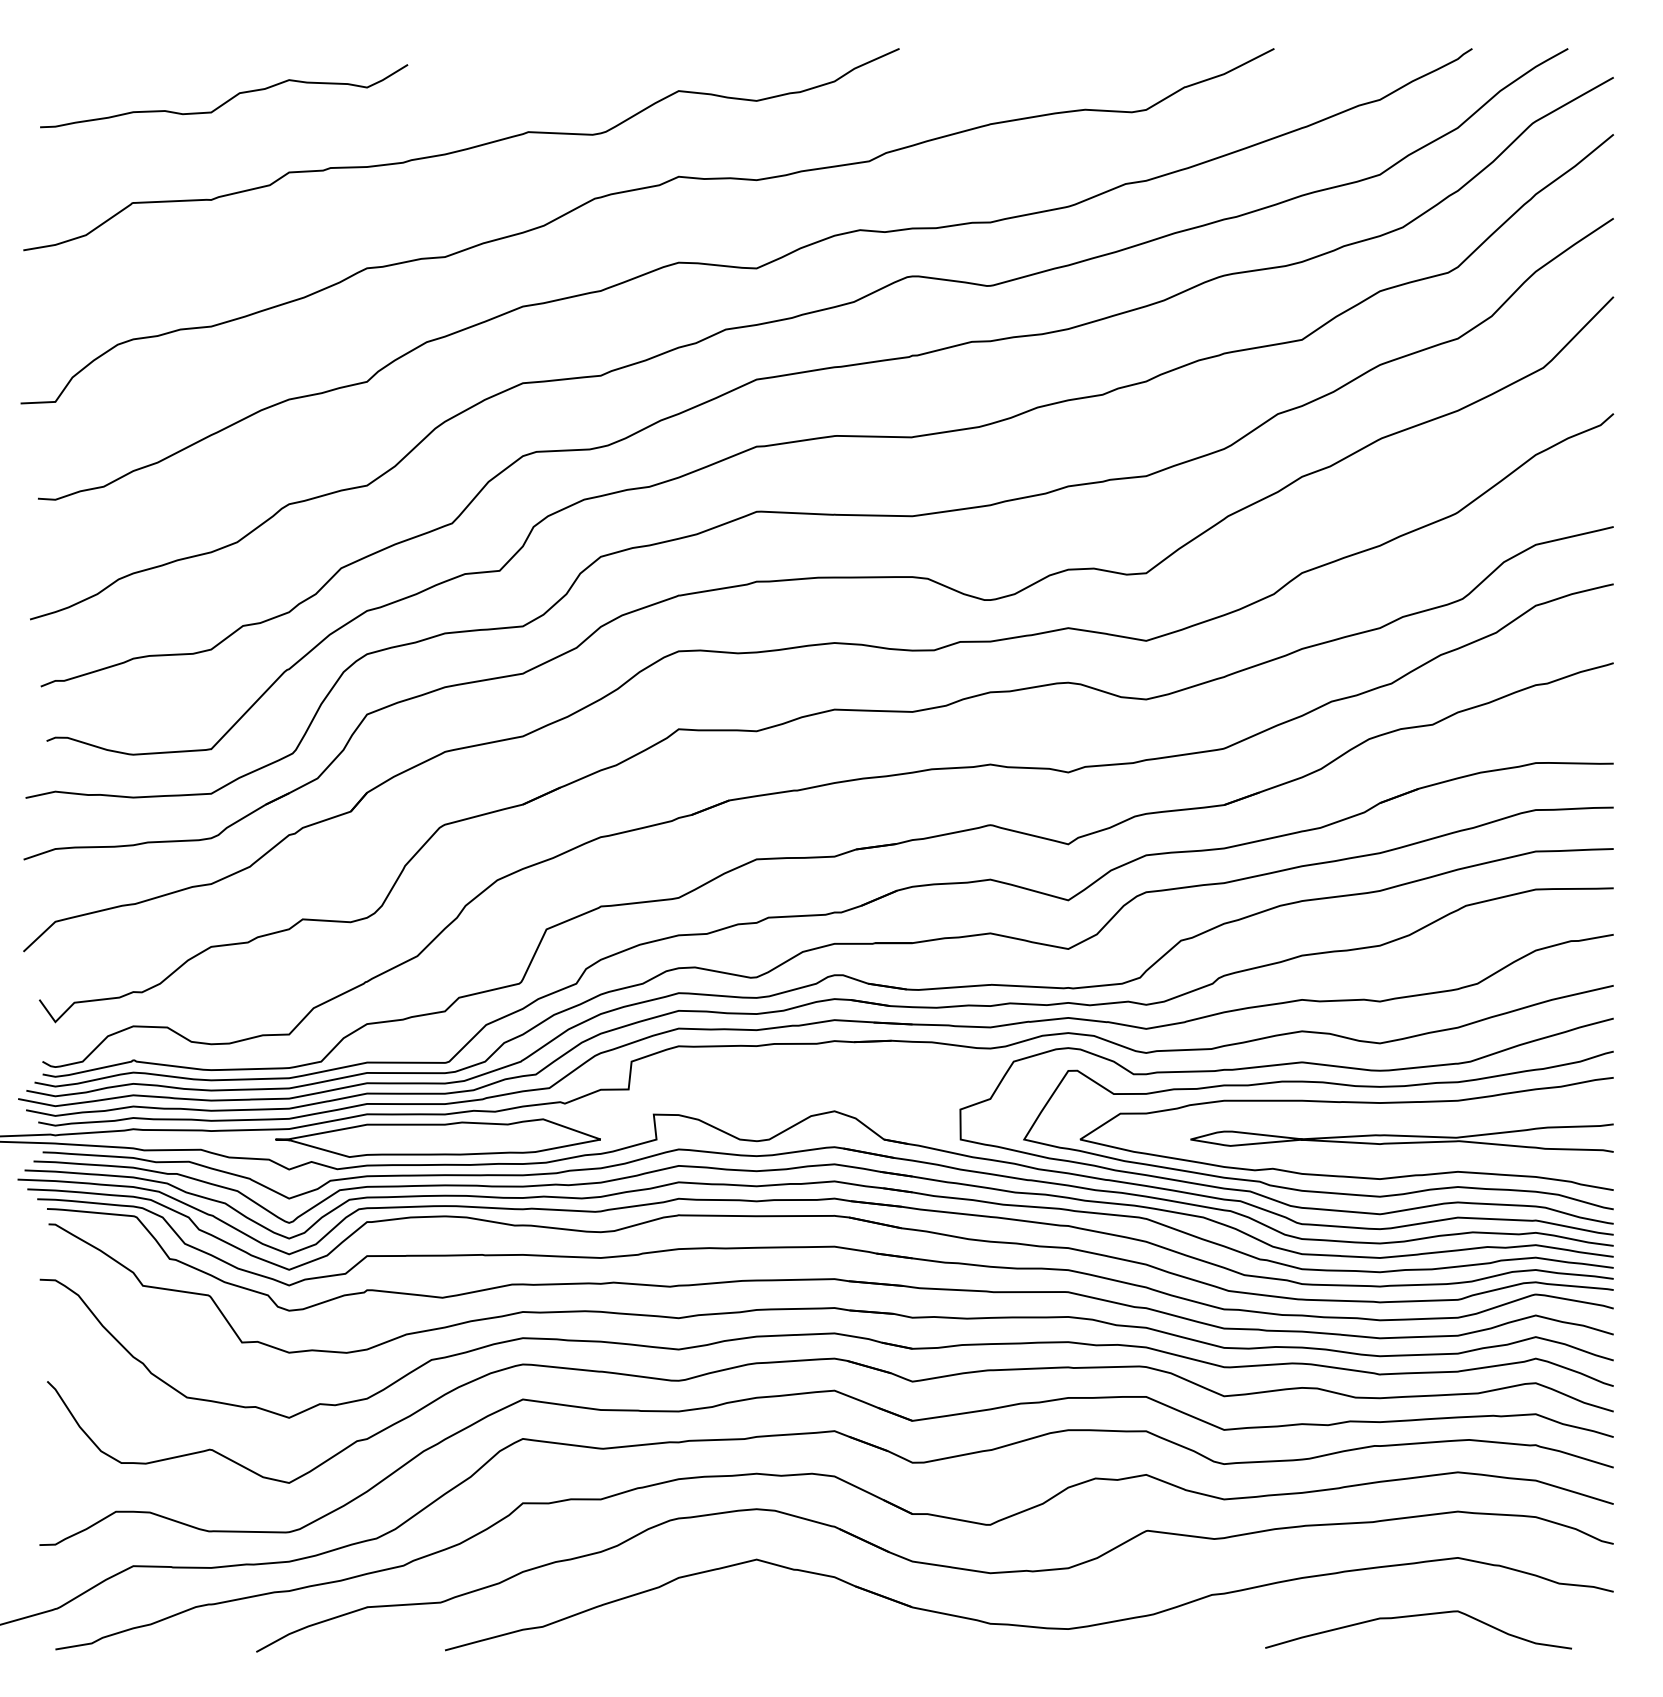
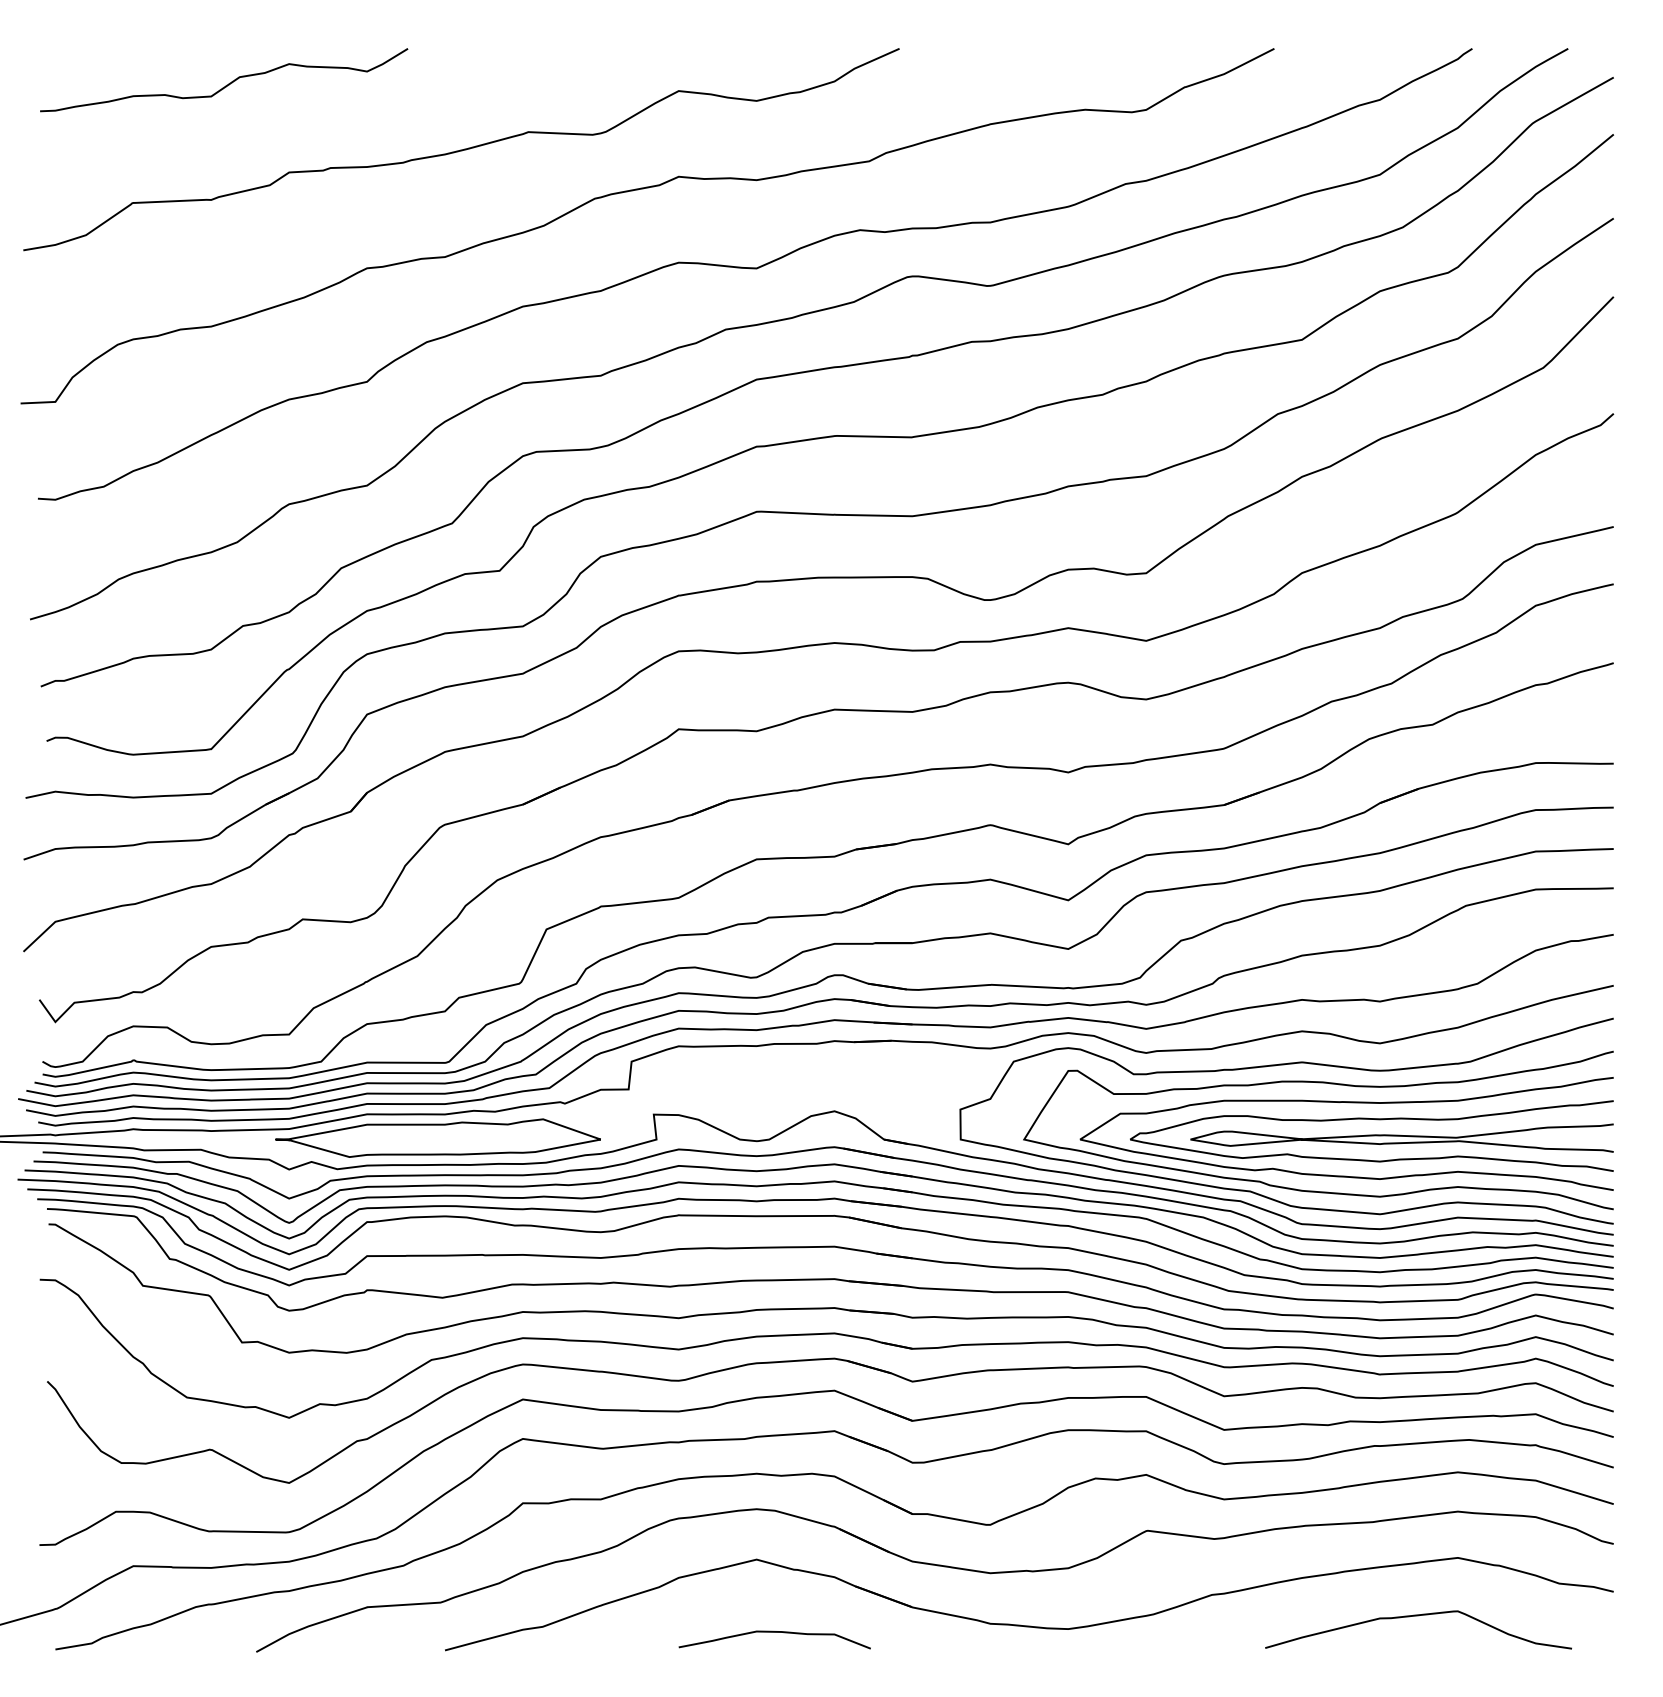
curve position: (228, 99) -> (228, 83) (228, 83)
curve: none -> present (1376, 1120)
curve: none -> present (774, 1632)
